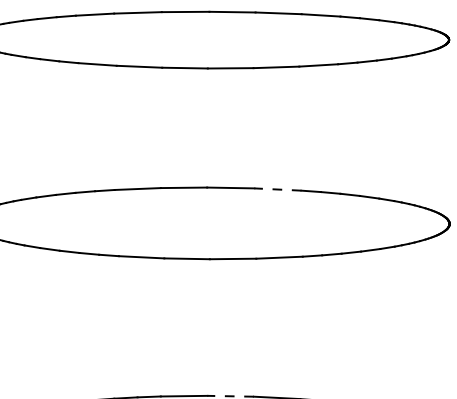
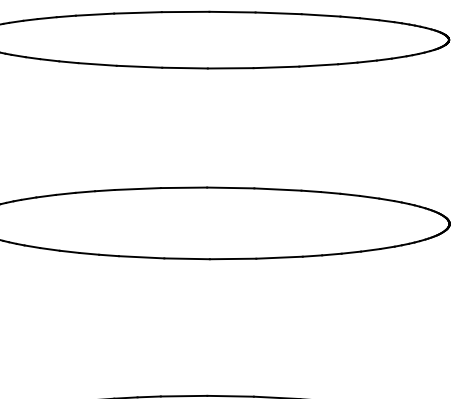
line: dashed -> solid (277, 189)
line: dashed -> solid (230, 396)
